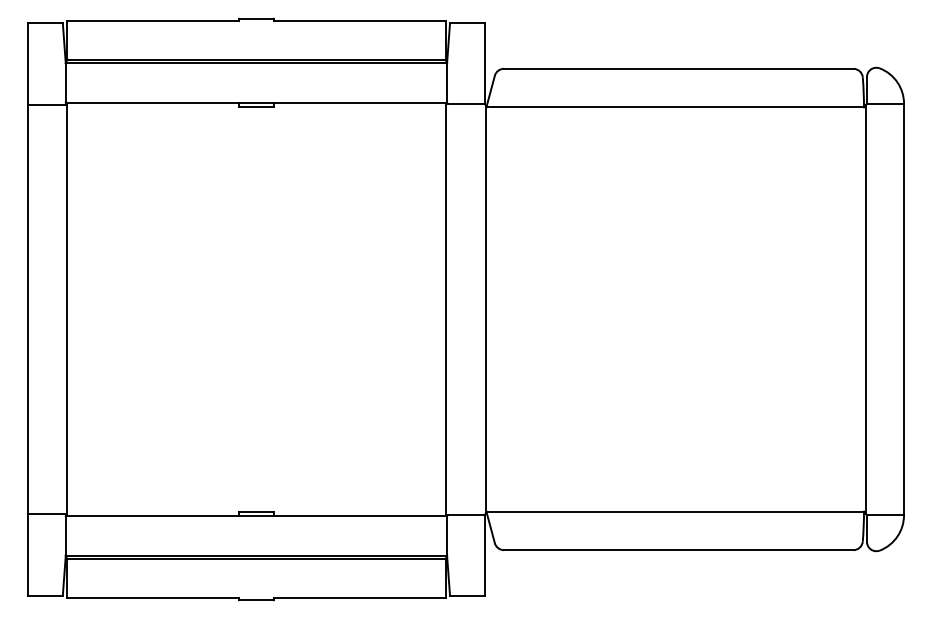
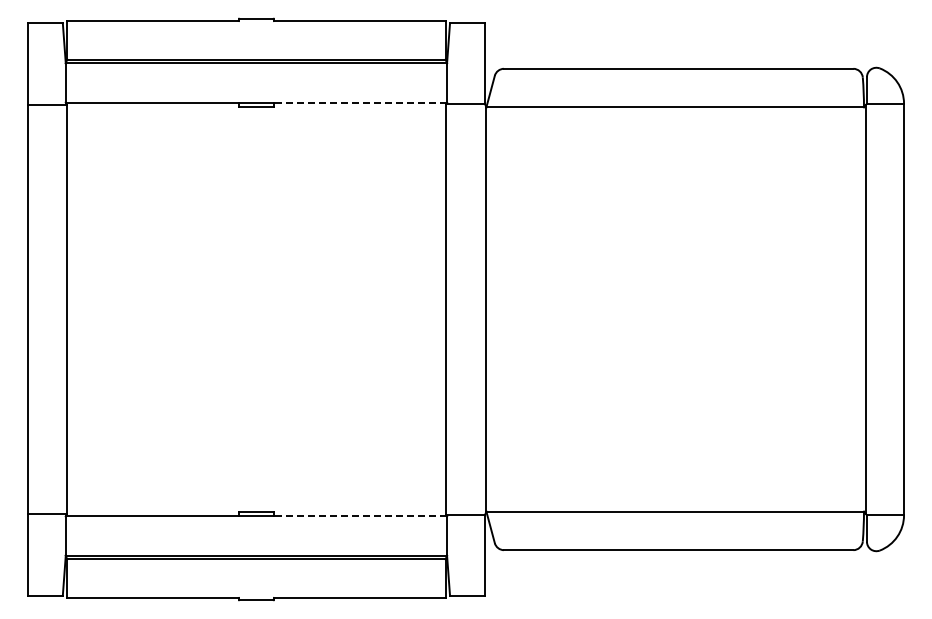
line: solid -> dashed (360, 102)
line: solid -> dashed (360, 516)
